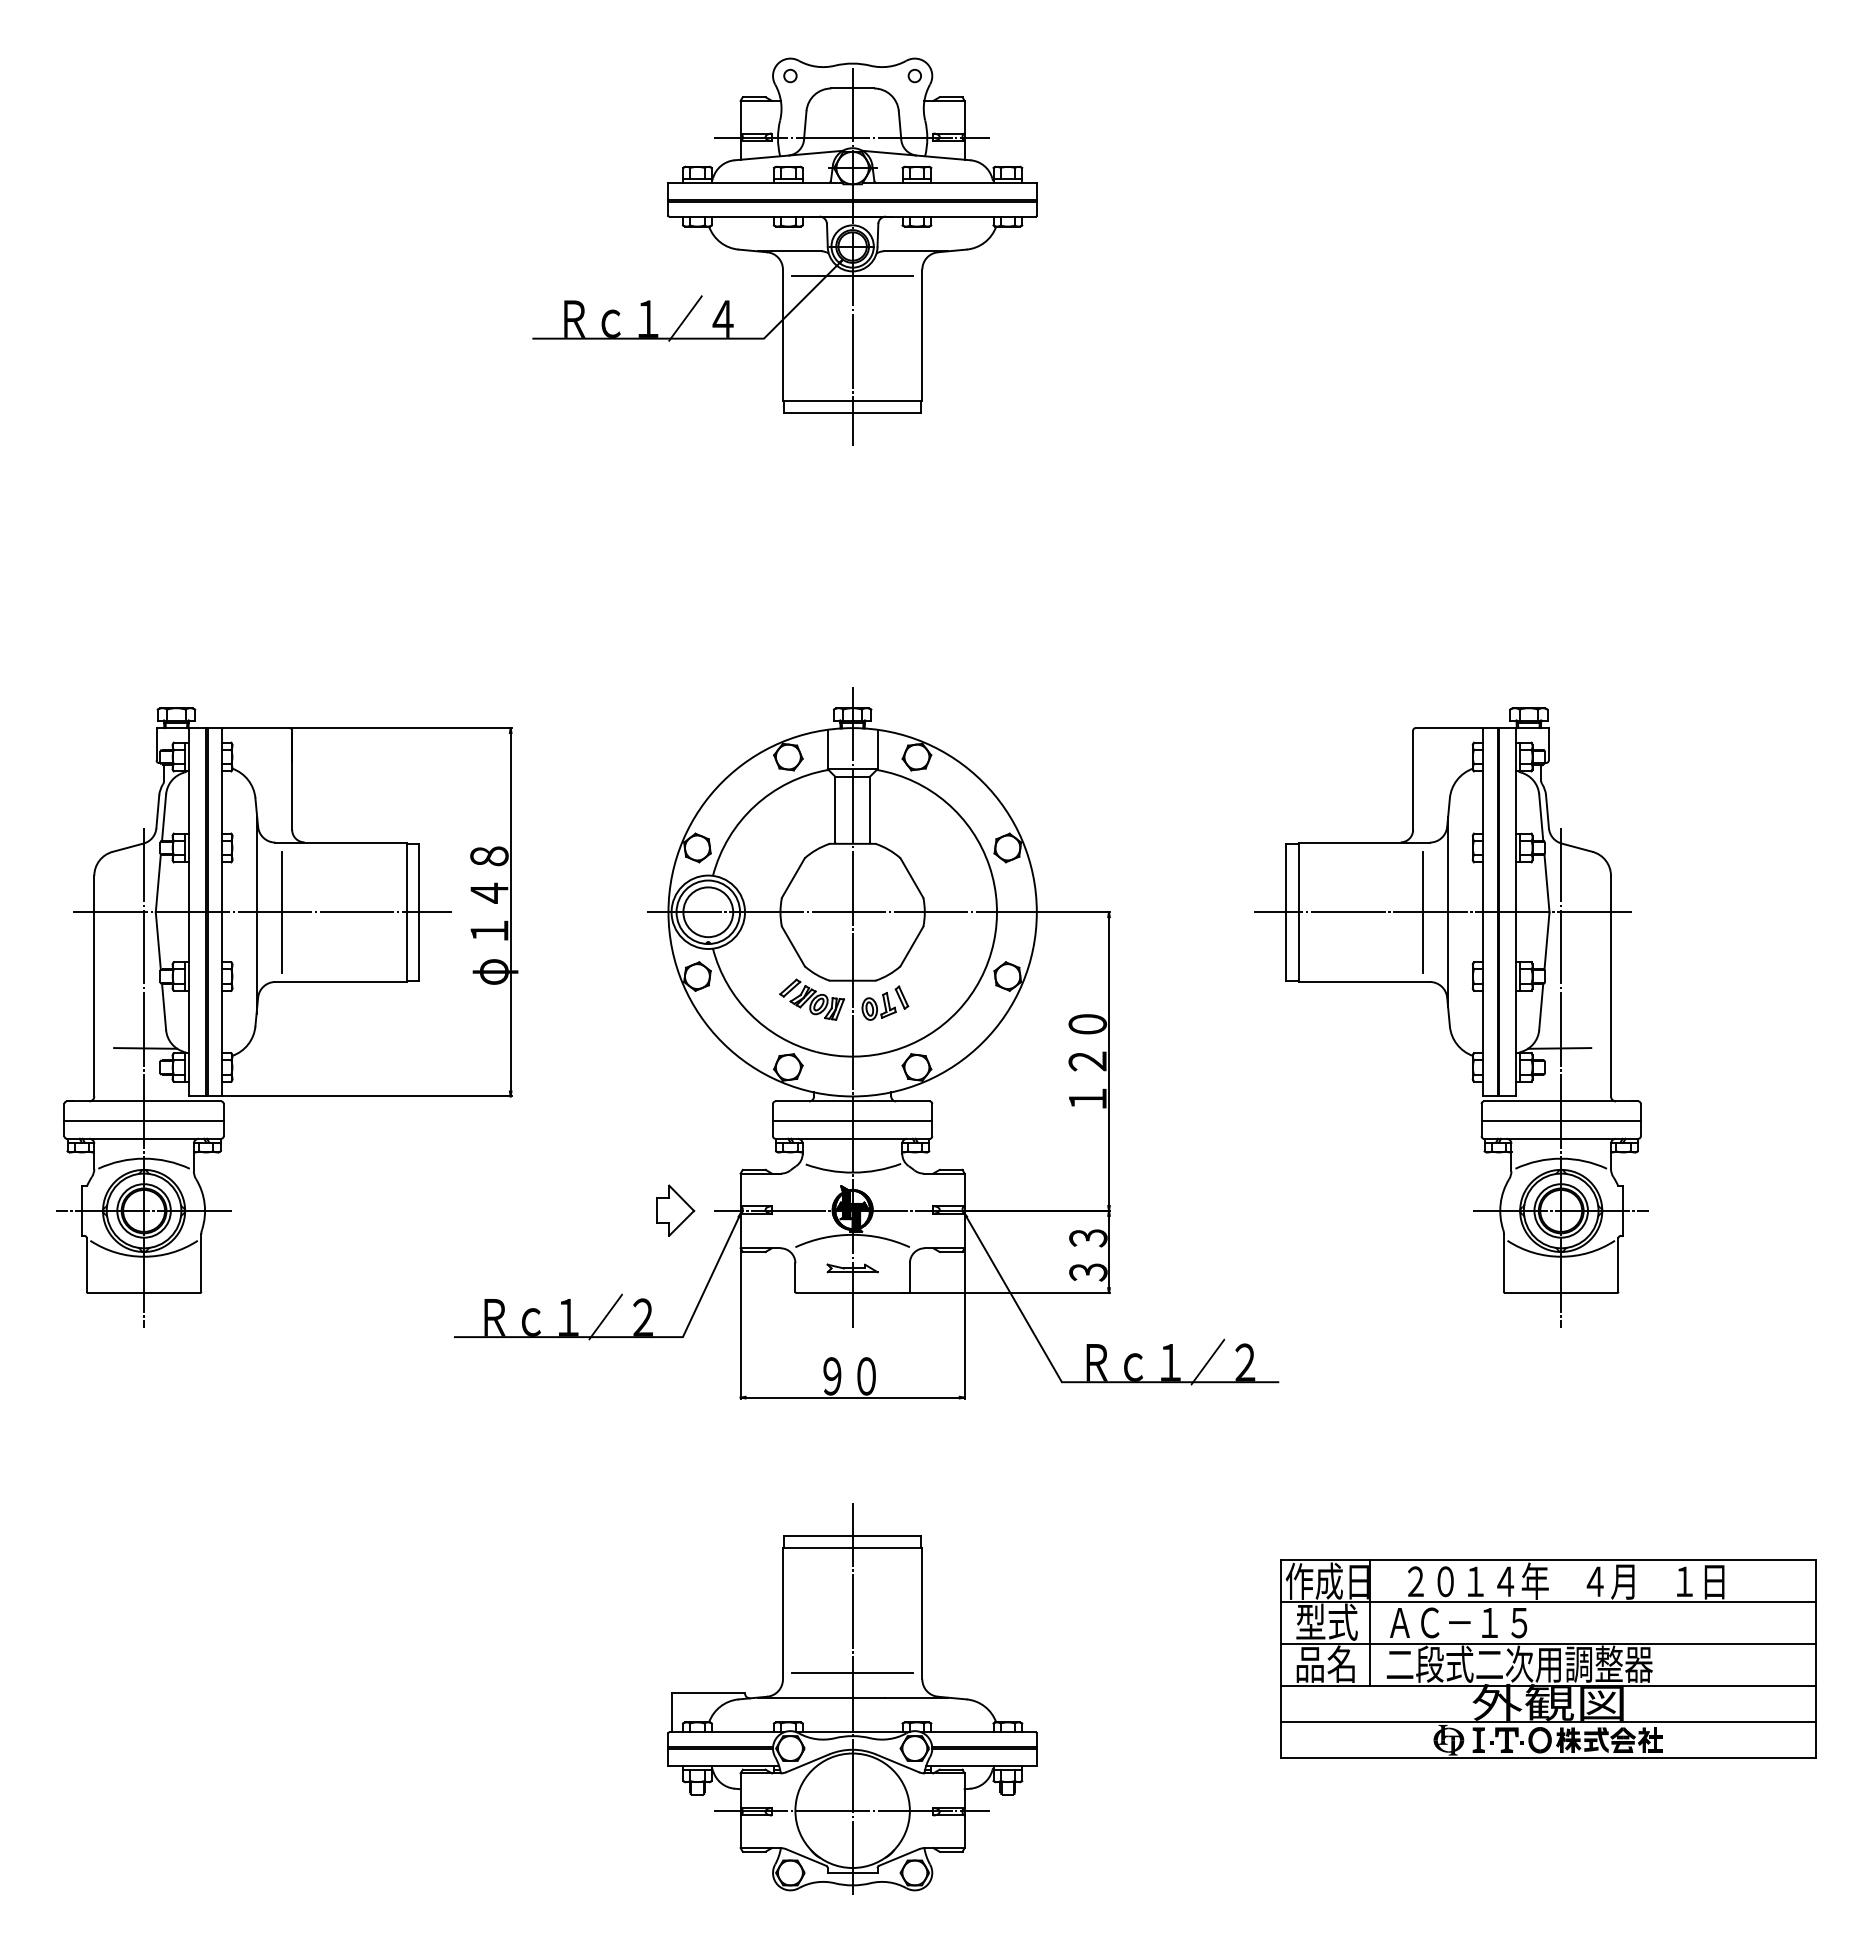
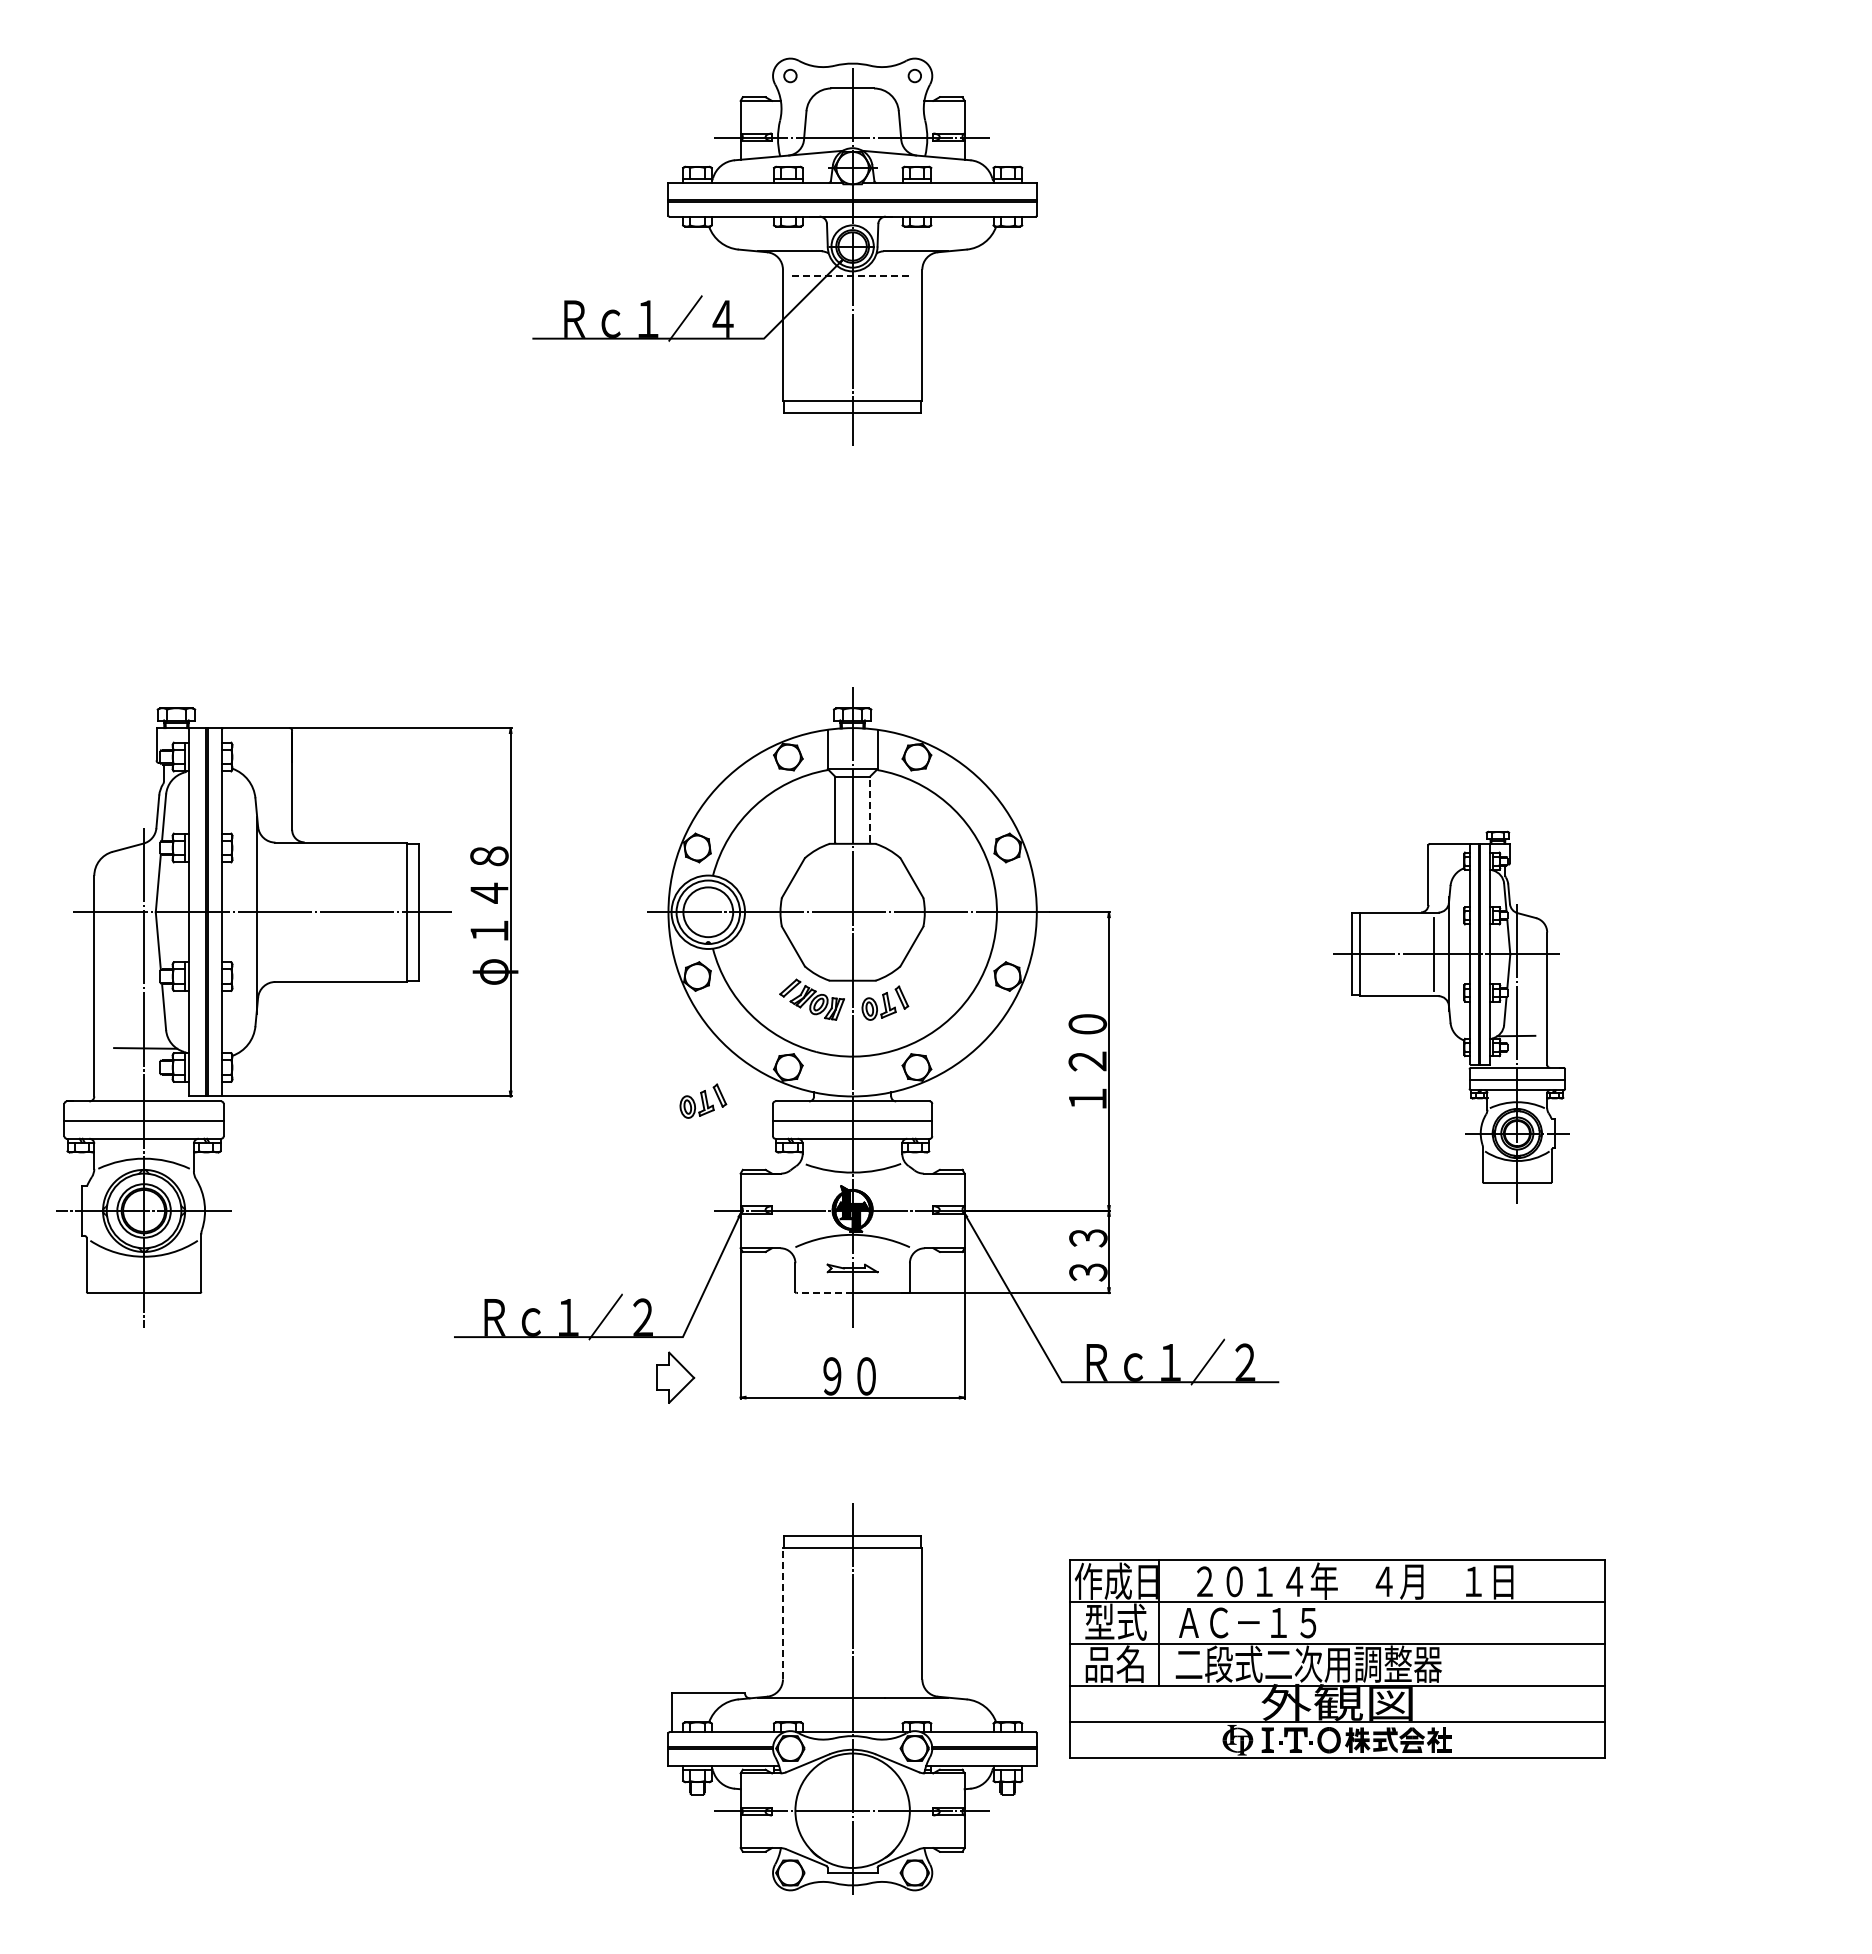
line: solid -> dashed (853, 276)
line: solid -> dashed (870, 809)
line: present -> none (282, 911)
part size: 395x621 px -> 237x374 px (1451, 1016)
part: none -> present (703, 1100)
part position: (675, 1210) -> (675, 1377) (675, 1377)
line: solid -> dashed (824, 1293)
line: solid -> dashed (782, 1613)
part position: (1548, 1658) -> (1337, 1658) (1337, 1658)
line: present -> none (852, 1672)
